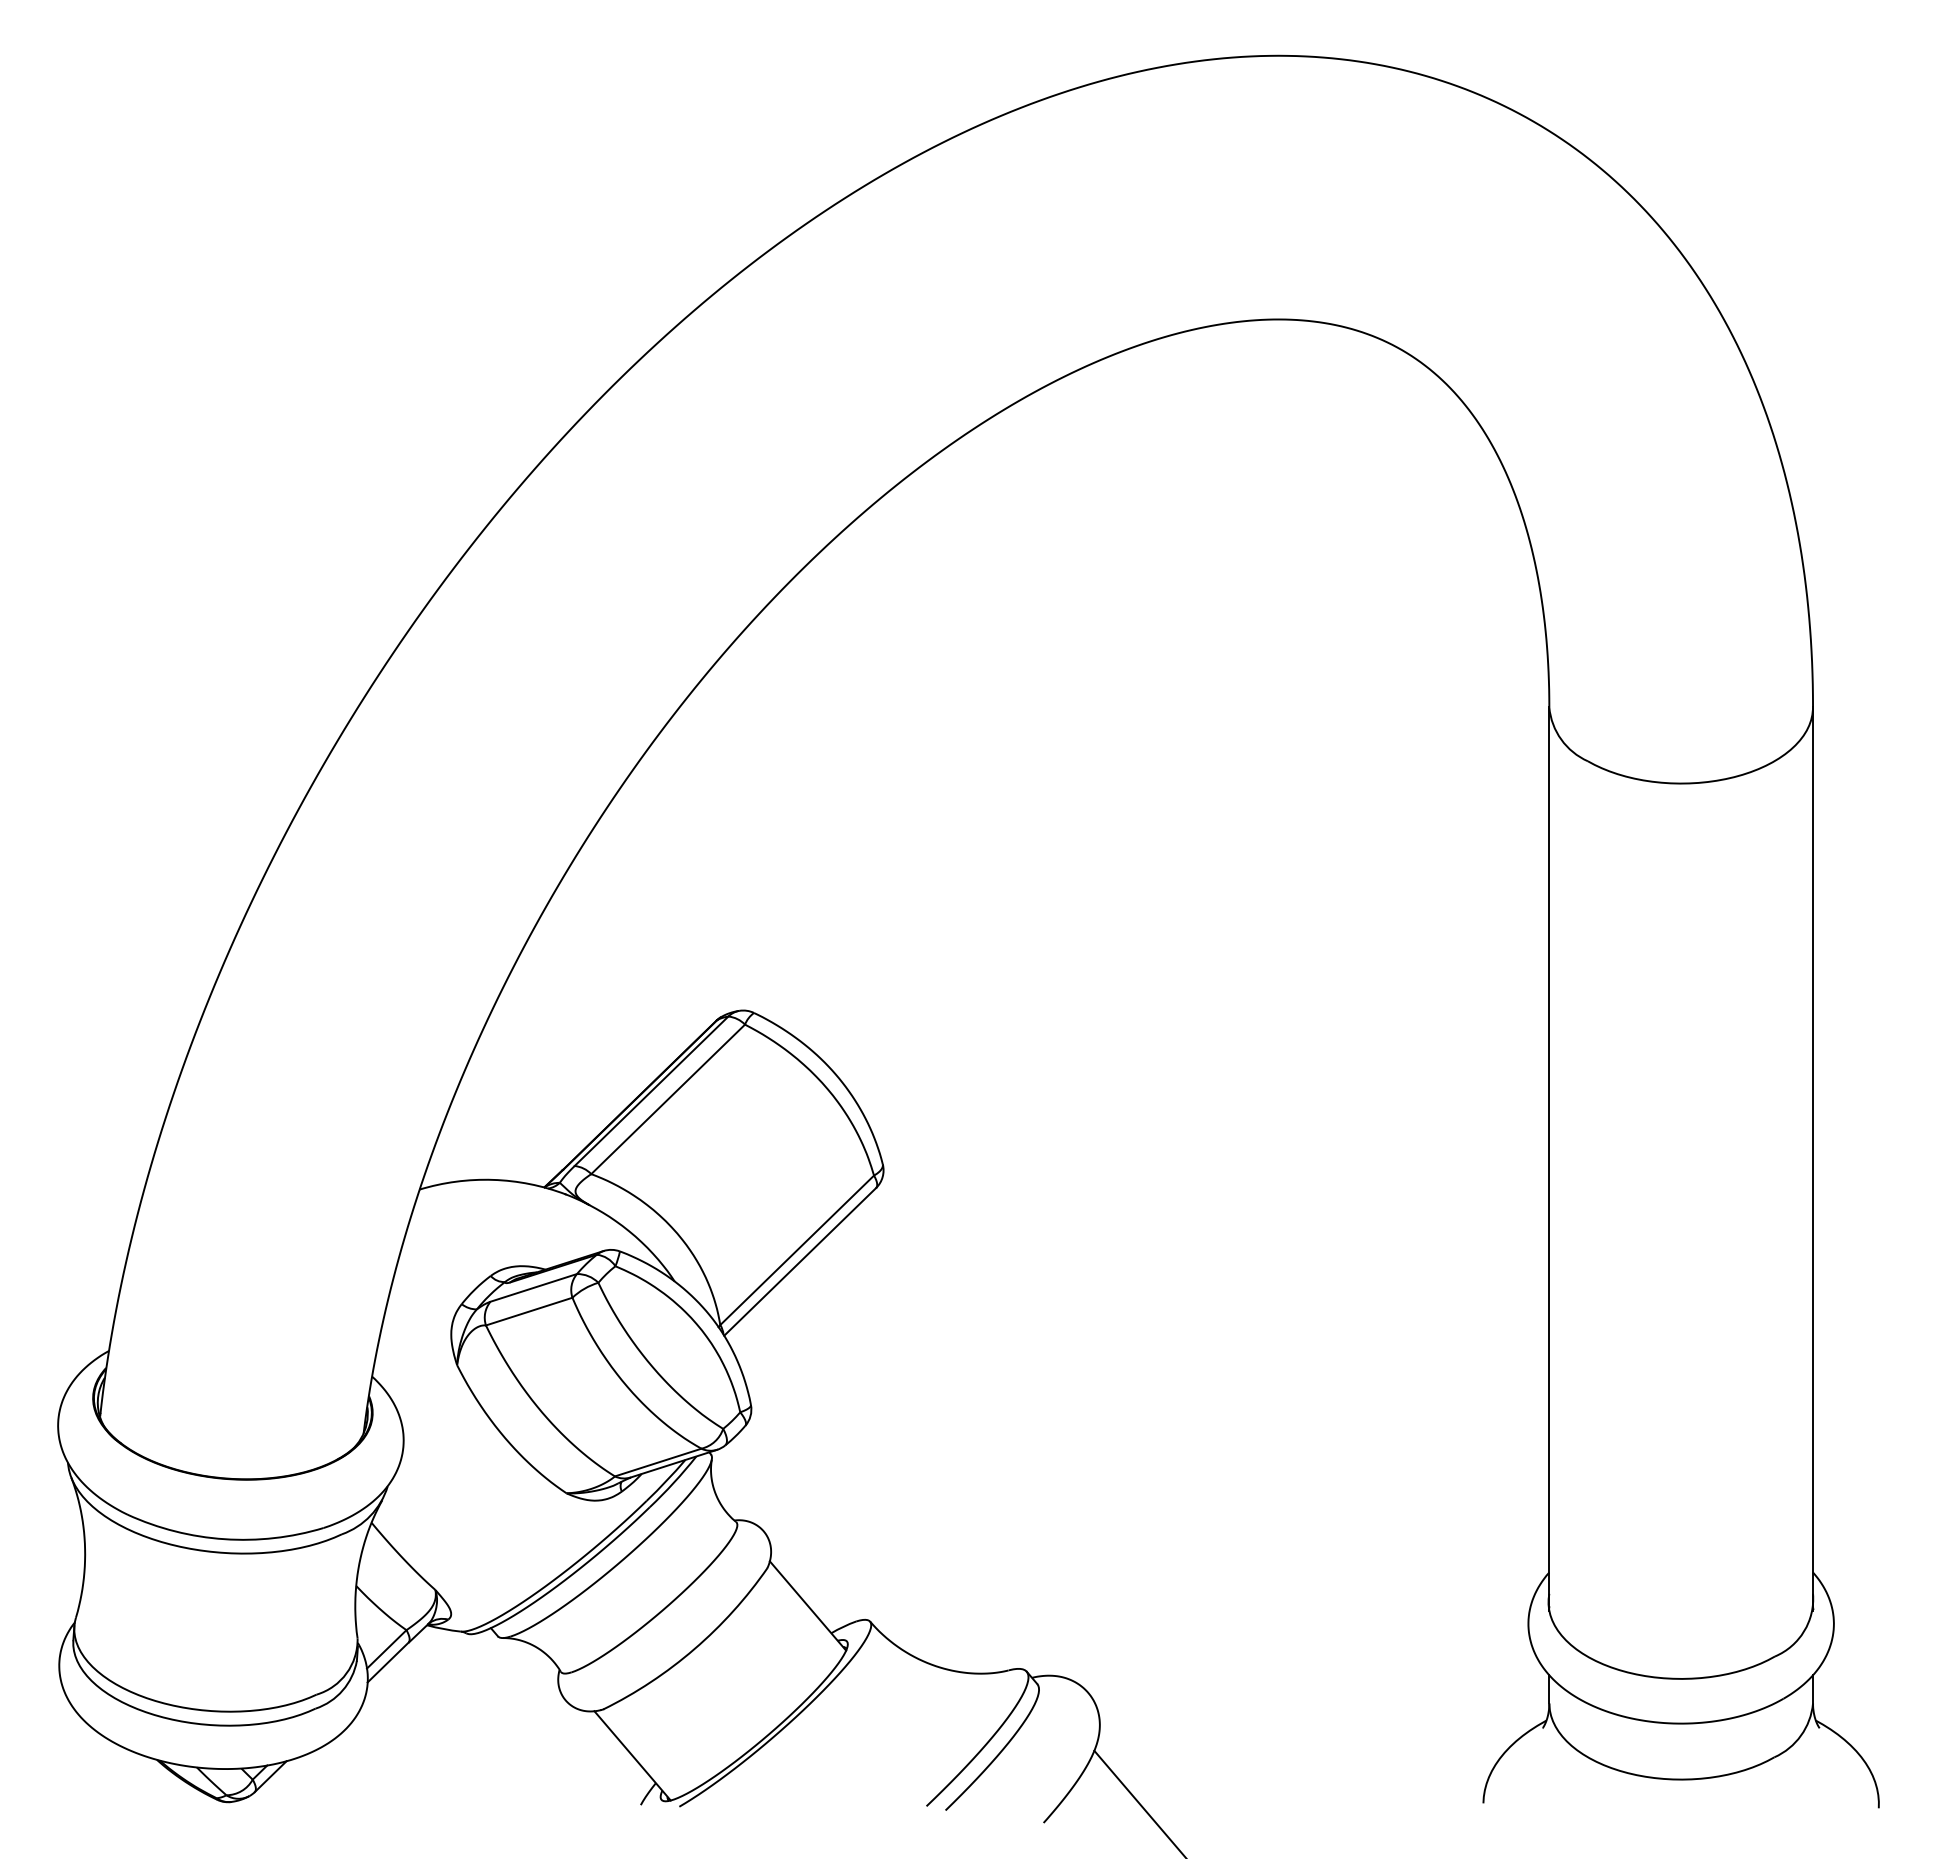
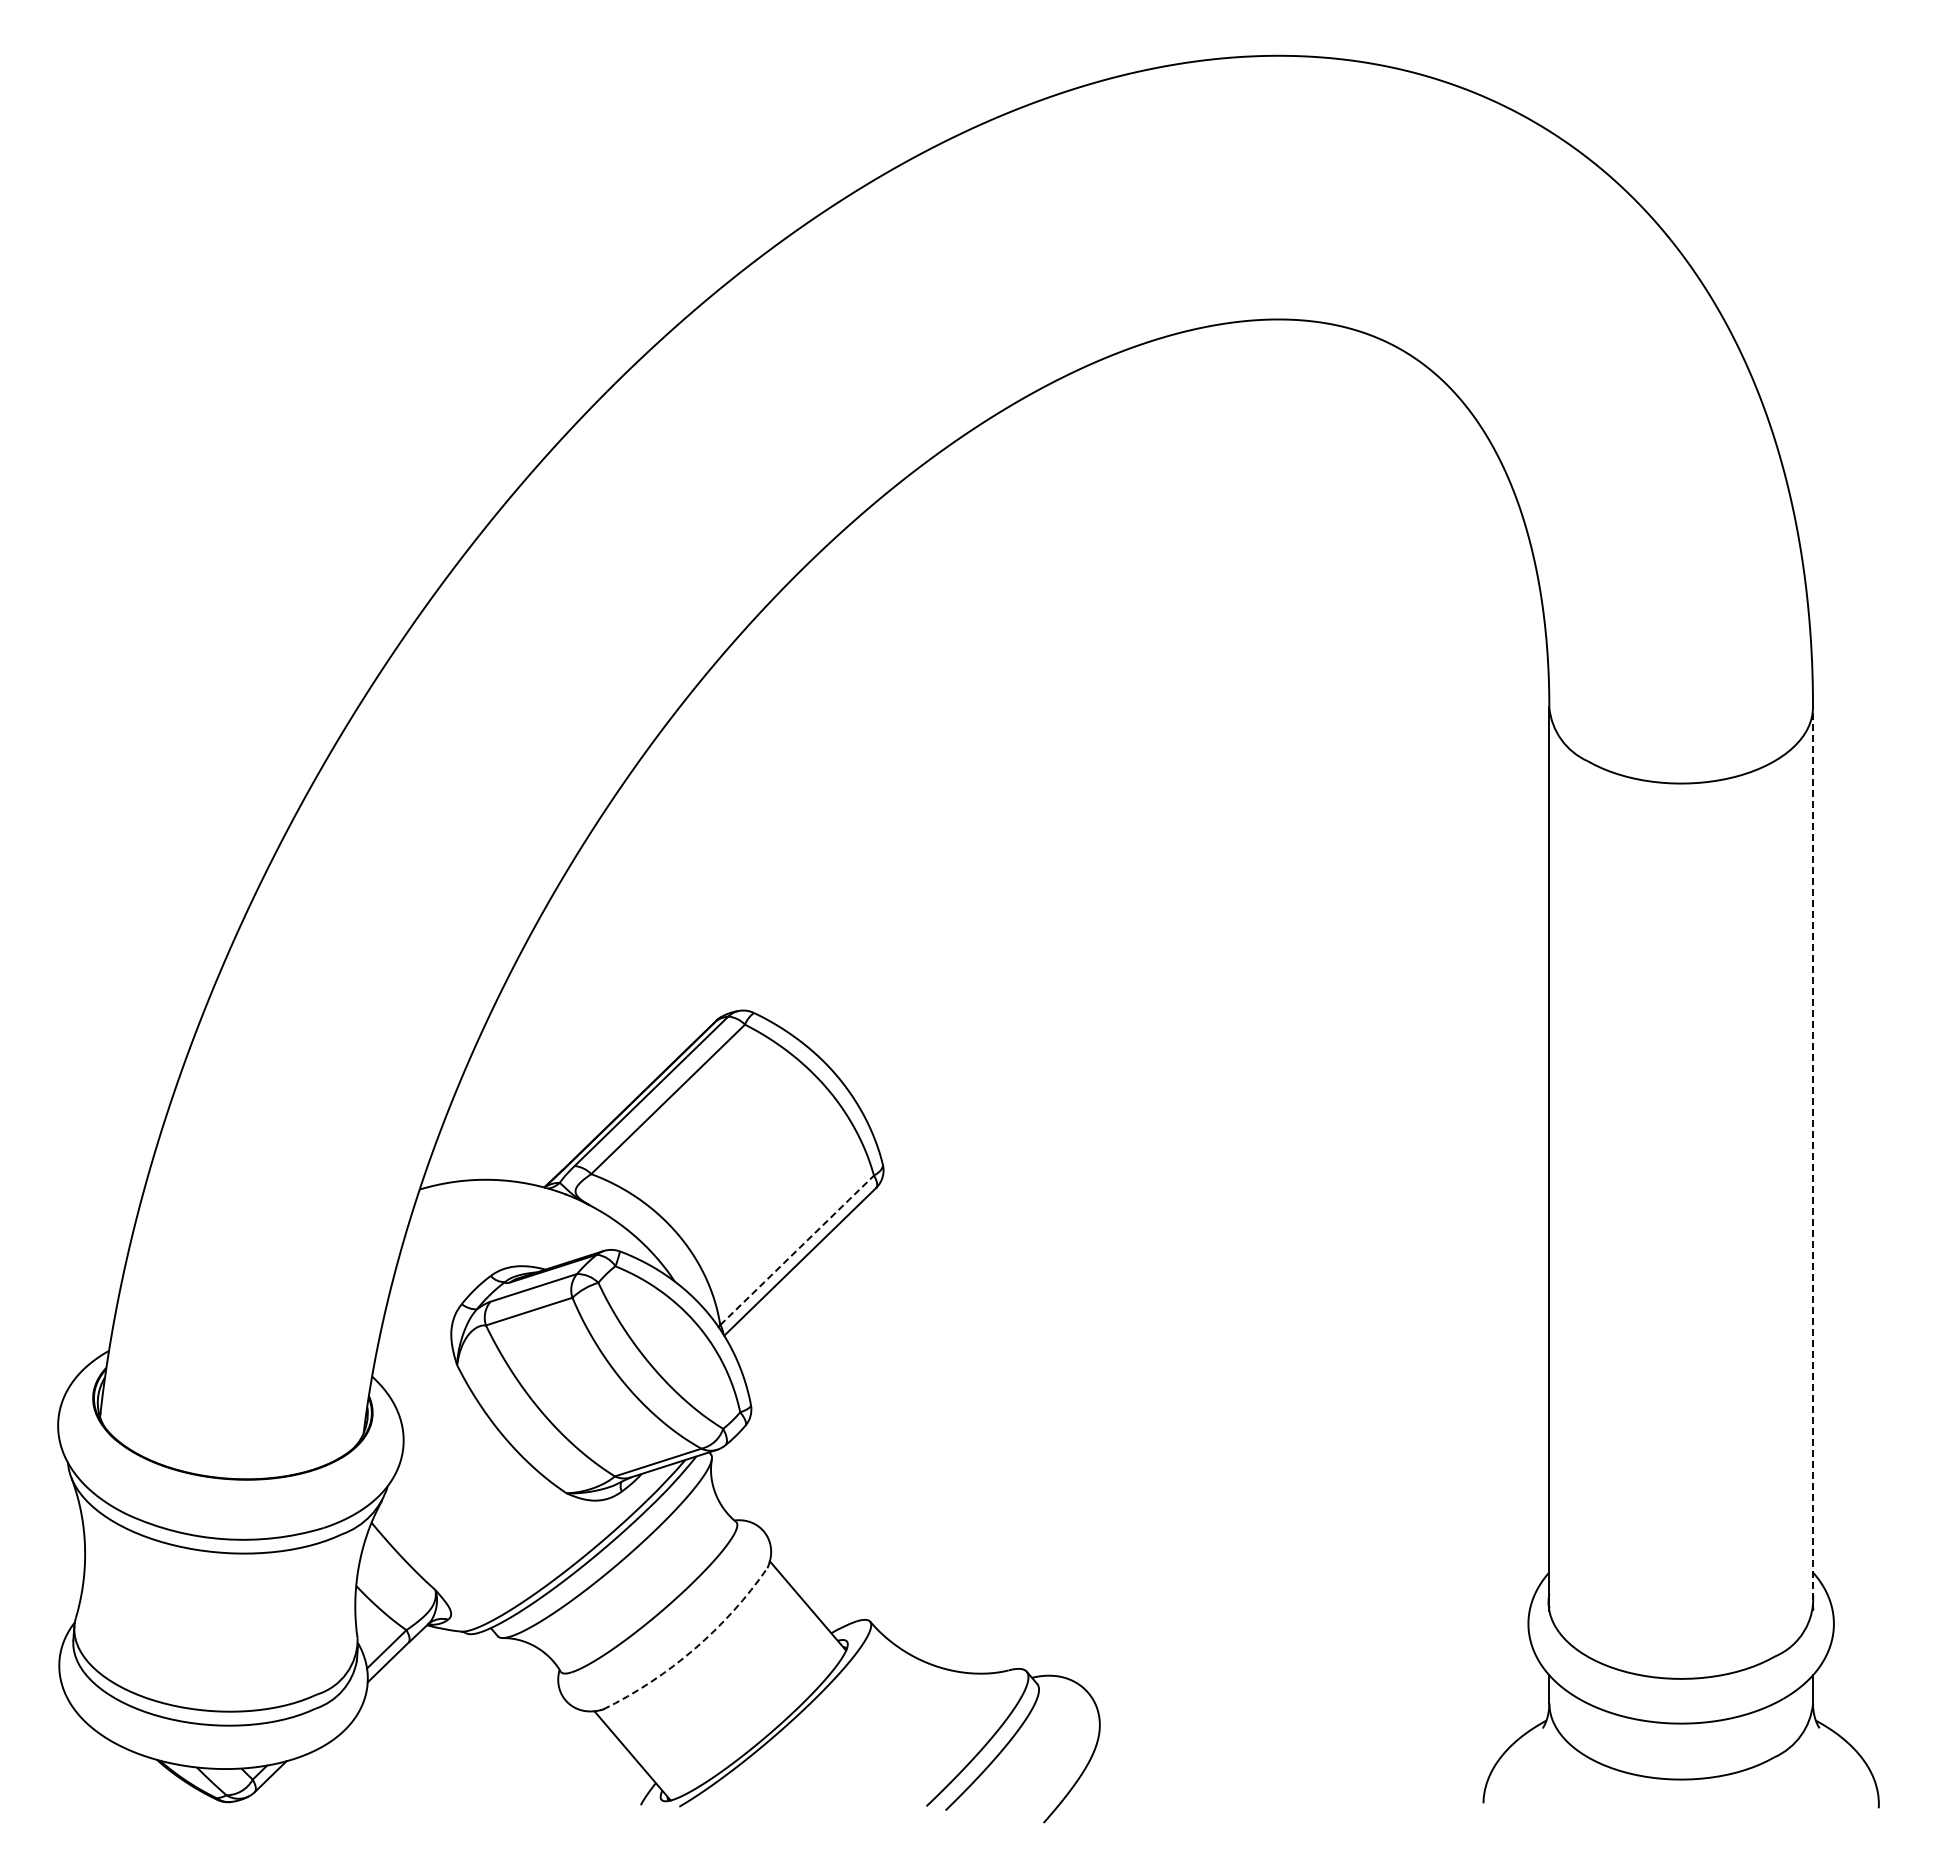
line: solid -> dashed (1813, 1159)
line: solid -> dashed (797, 1249)
arc: solid -> dashed (694, 1649)
line: present -> none (1139, 1802)
